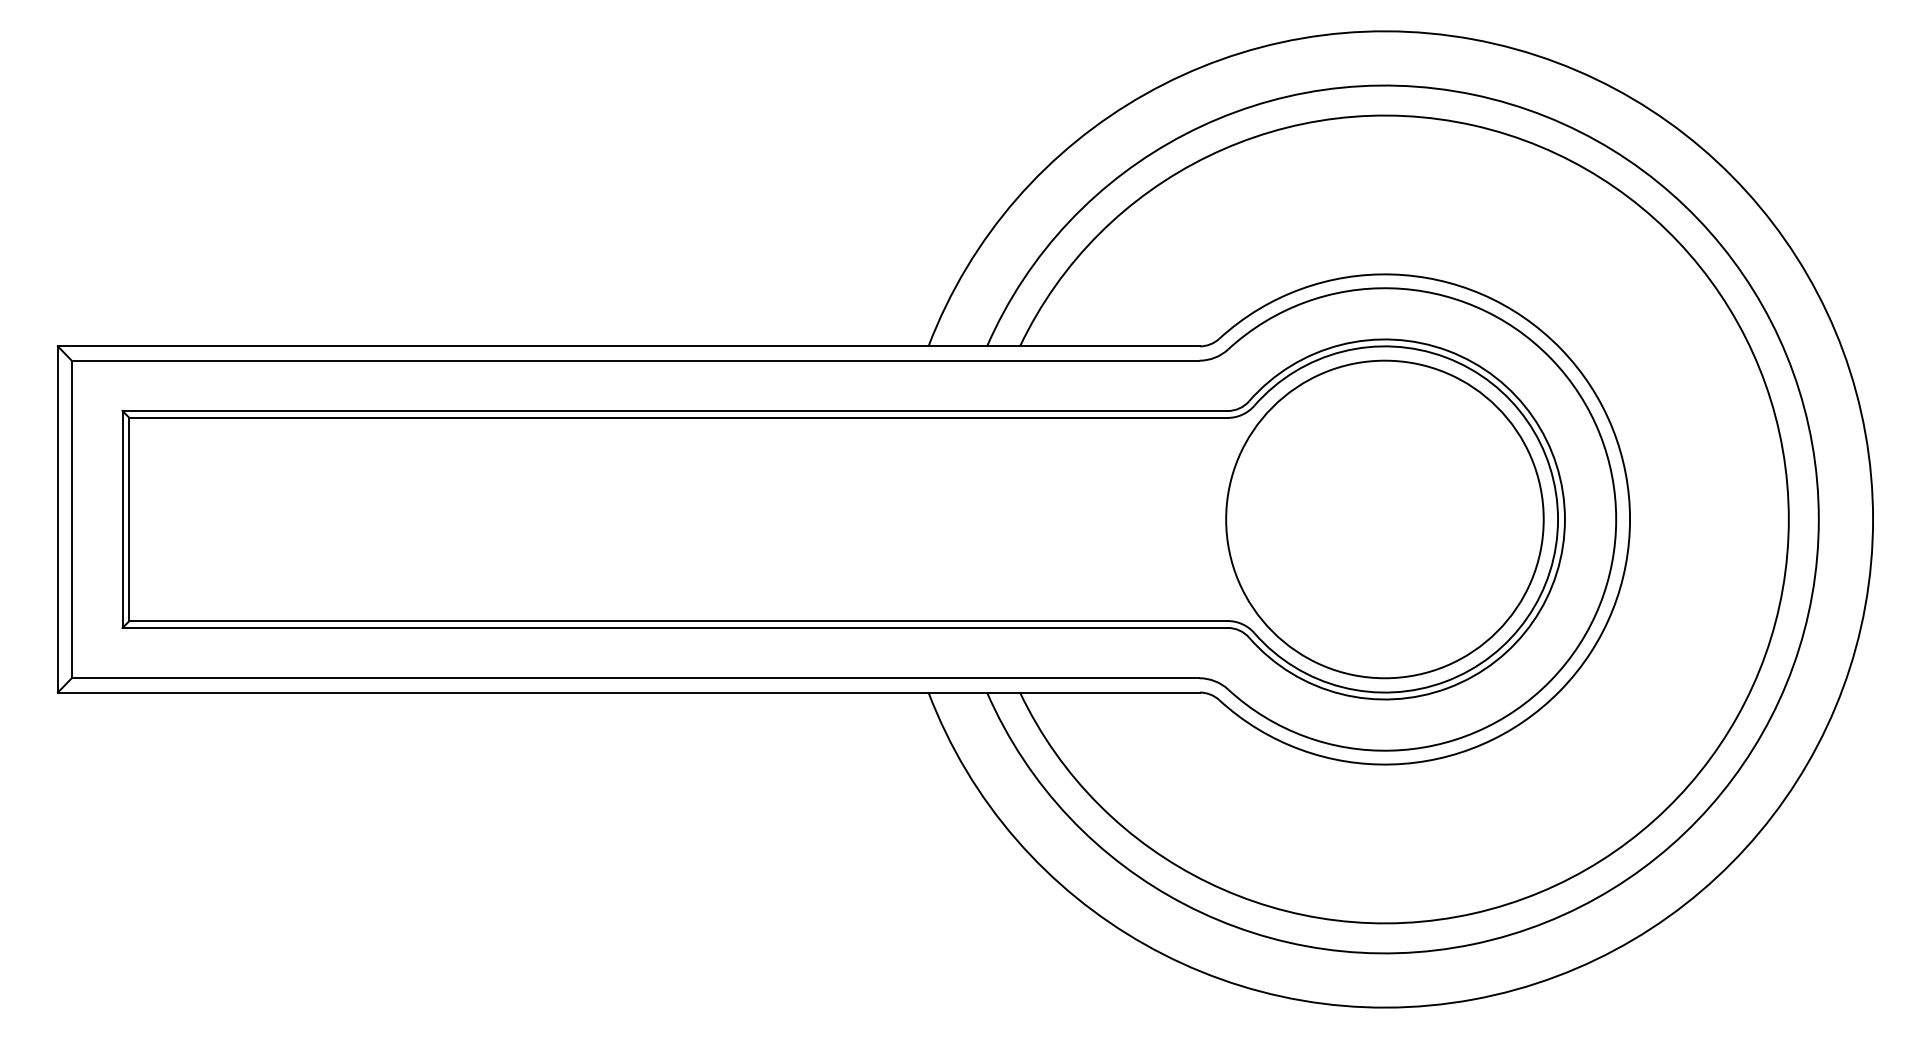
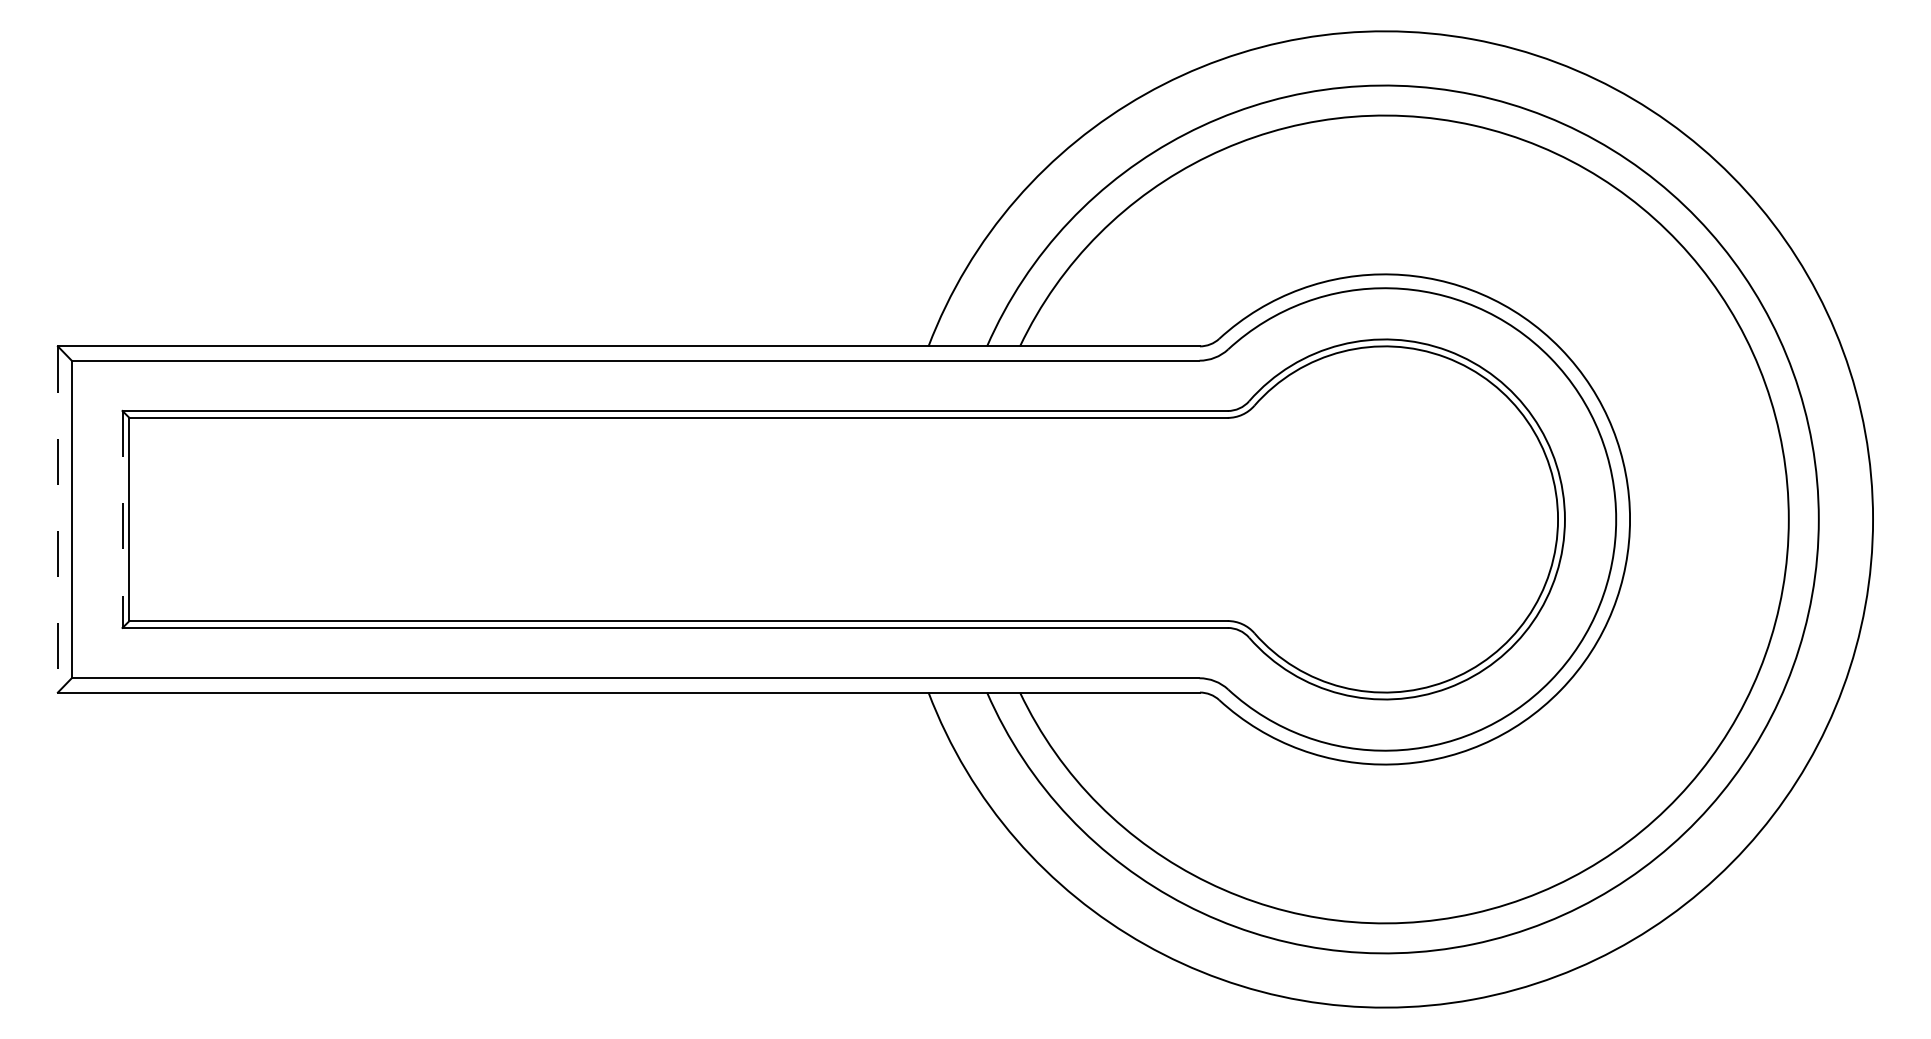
line: solid -> dashed (57, 519)
line: solid -> dashed (122, 519)
circle: present -> none (1384, 519)
